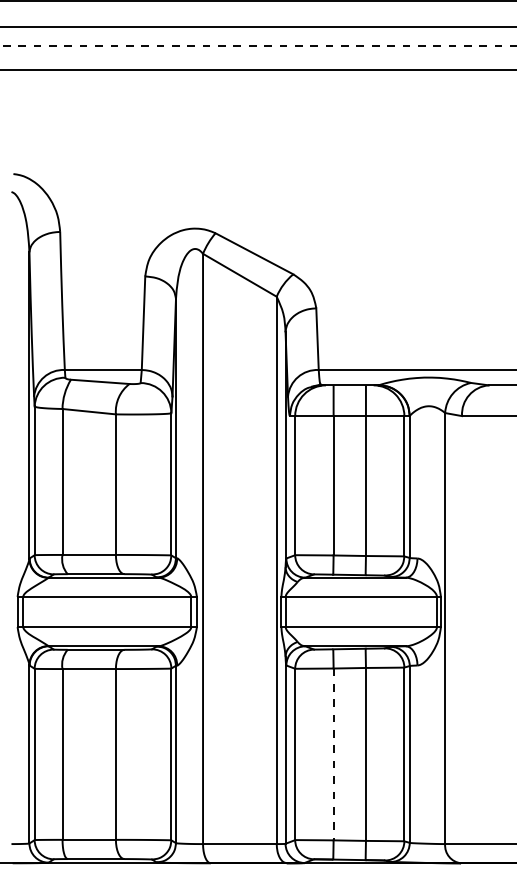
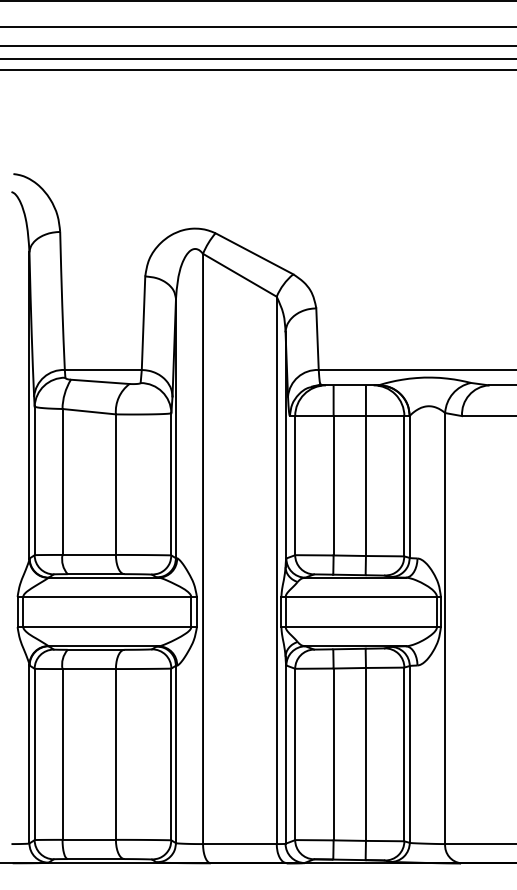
line: dashed -> solid (258, 46)
line: none -> present (257, 58)
line: dashed -> solid (333, 754)
